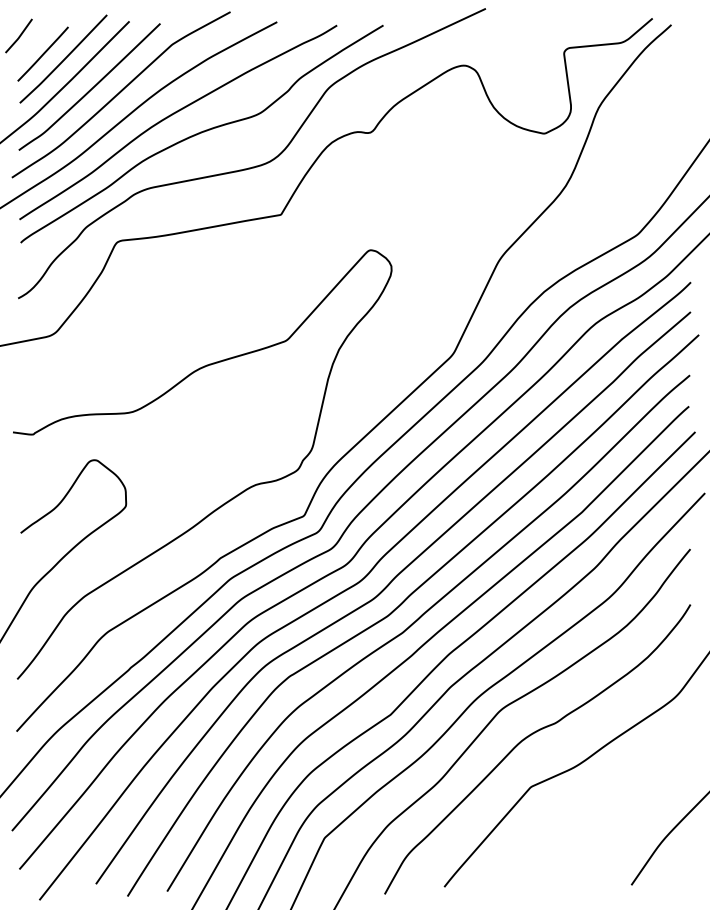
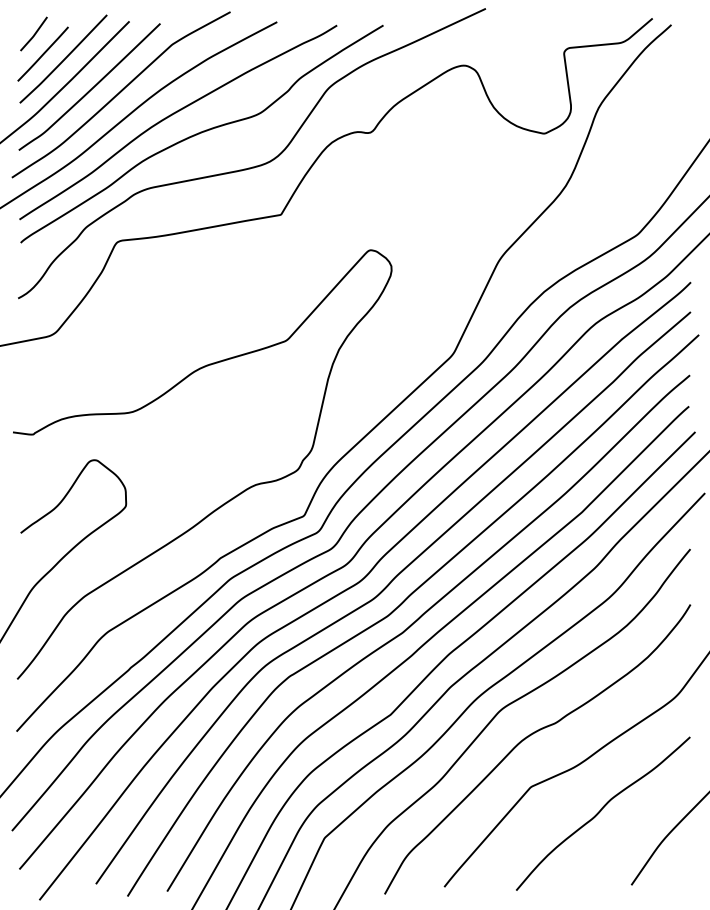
curve position: (19, 35) -> (34, 33) (34, 33)
curve: none -> present (601, 811)
